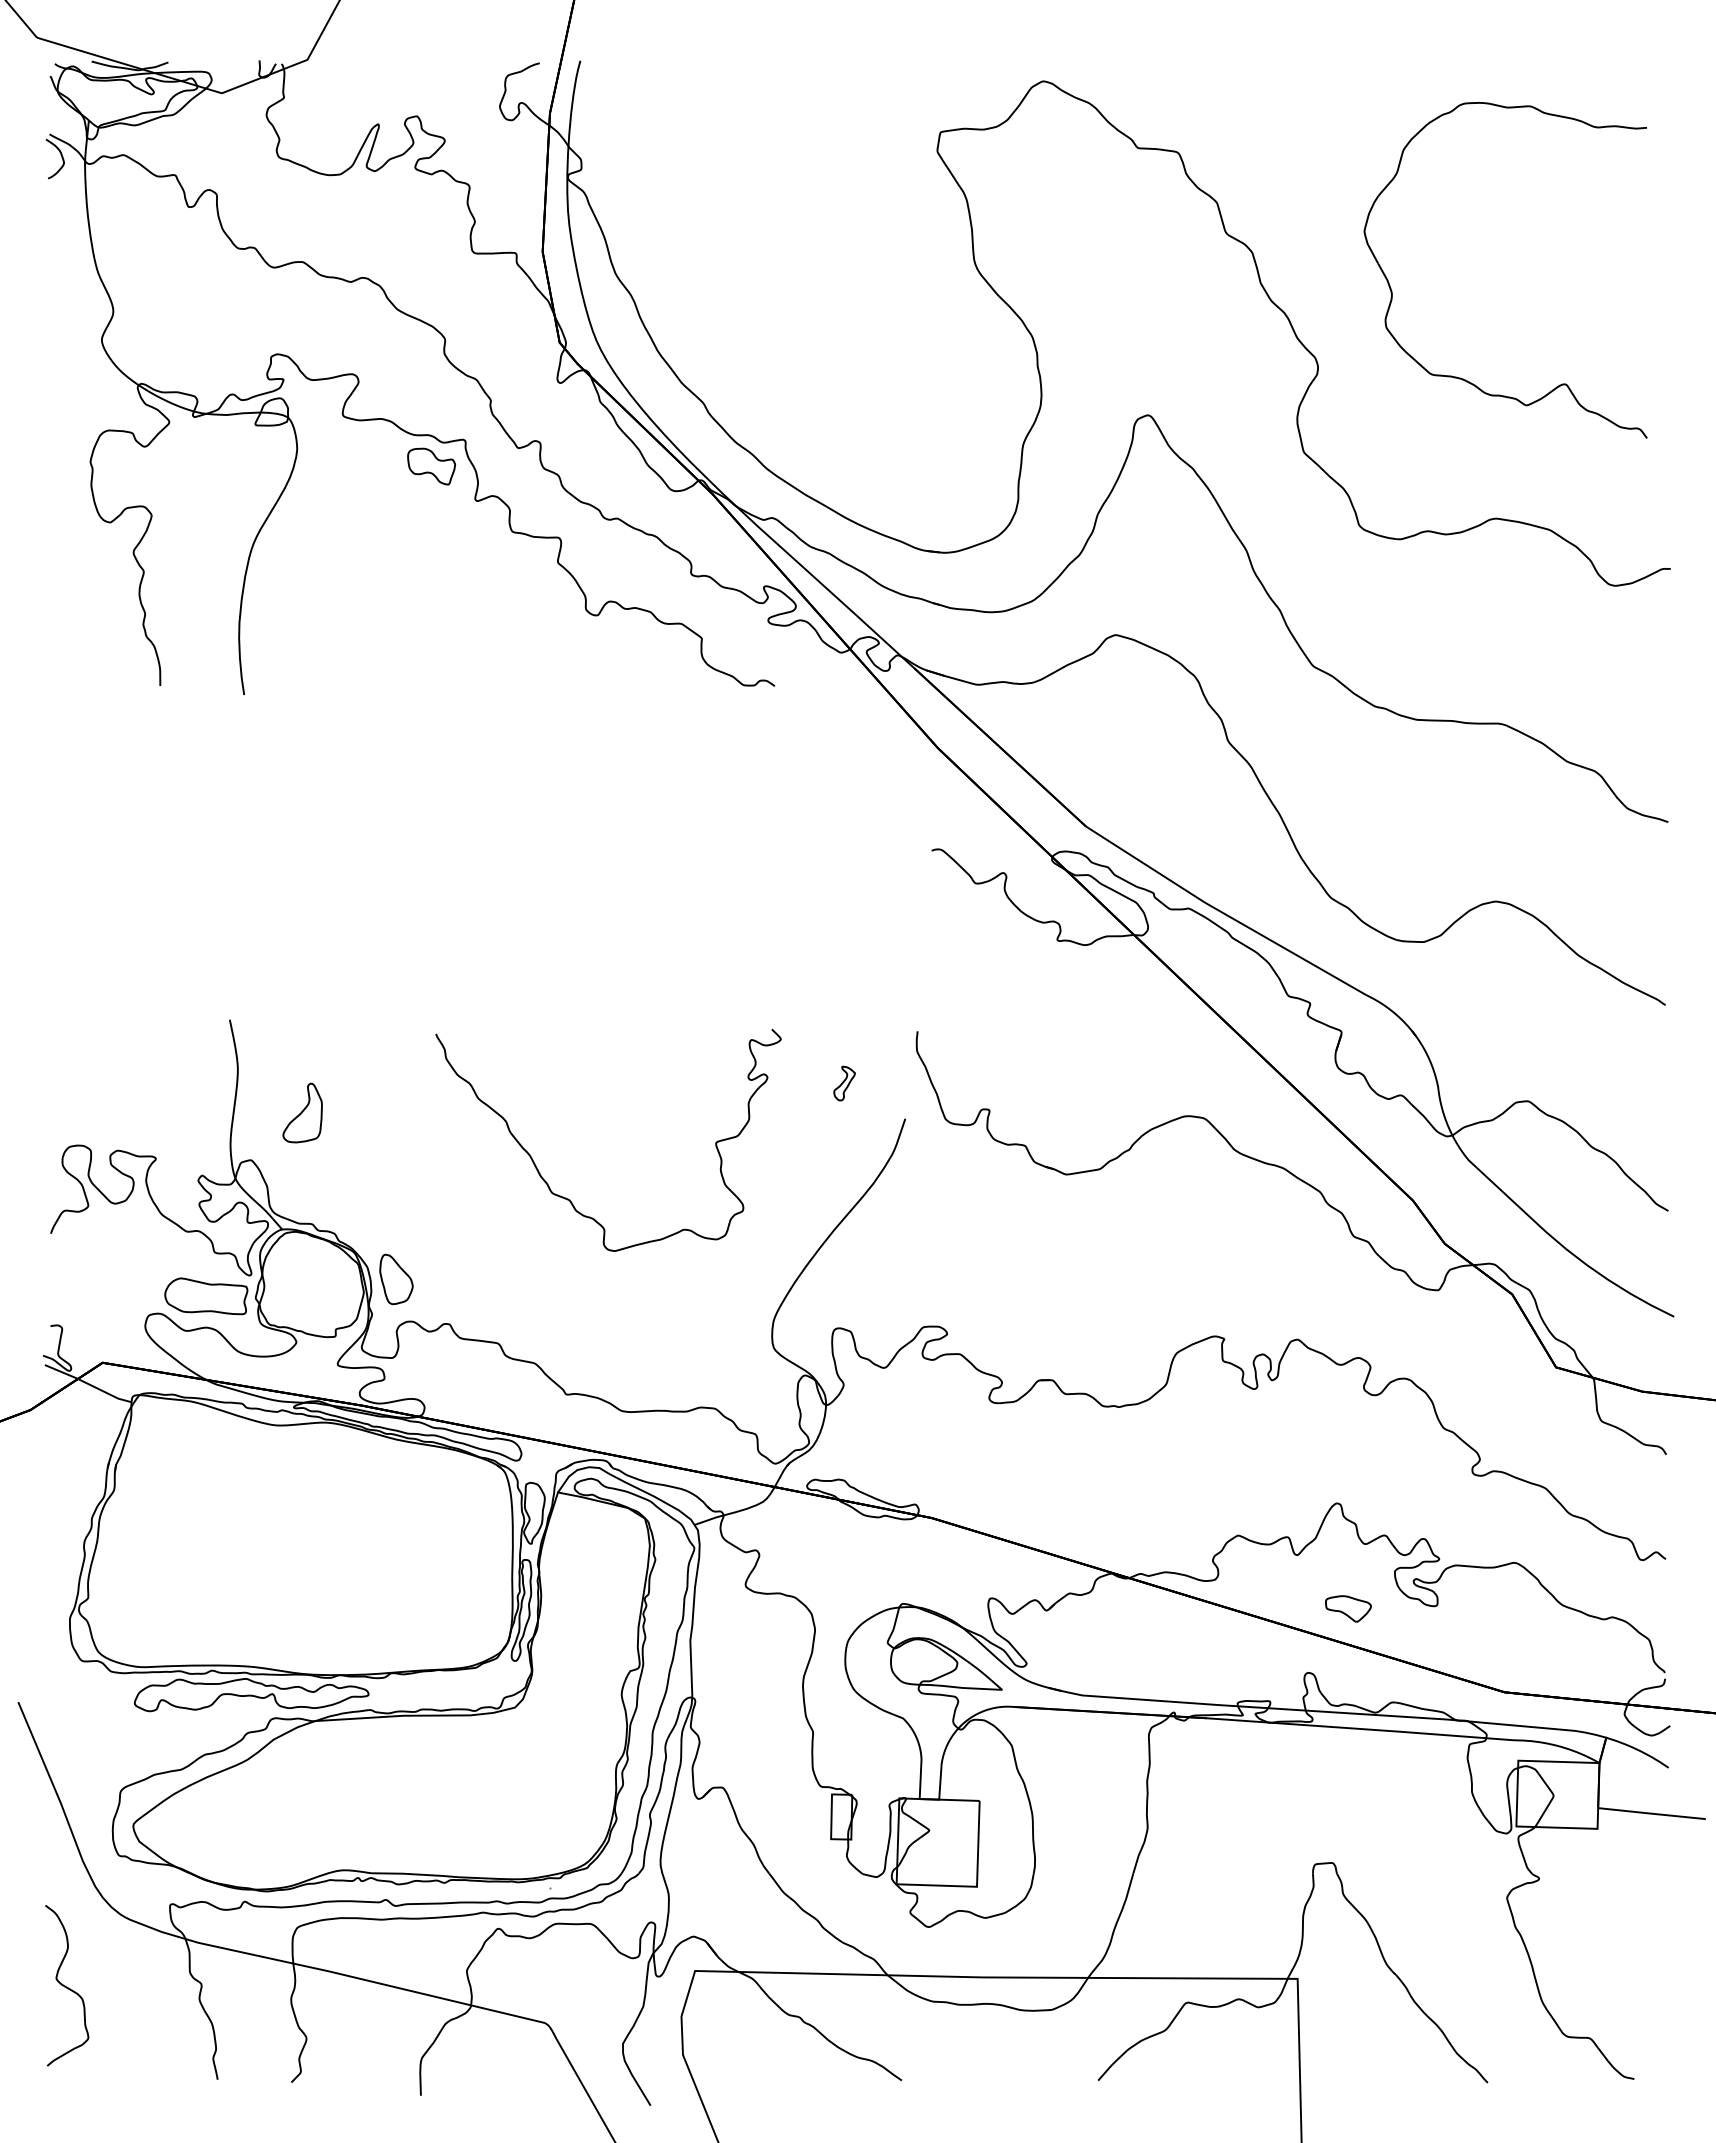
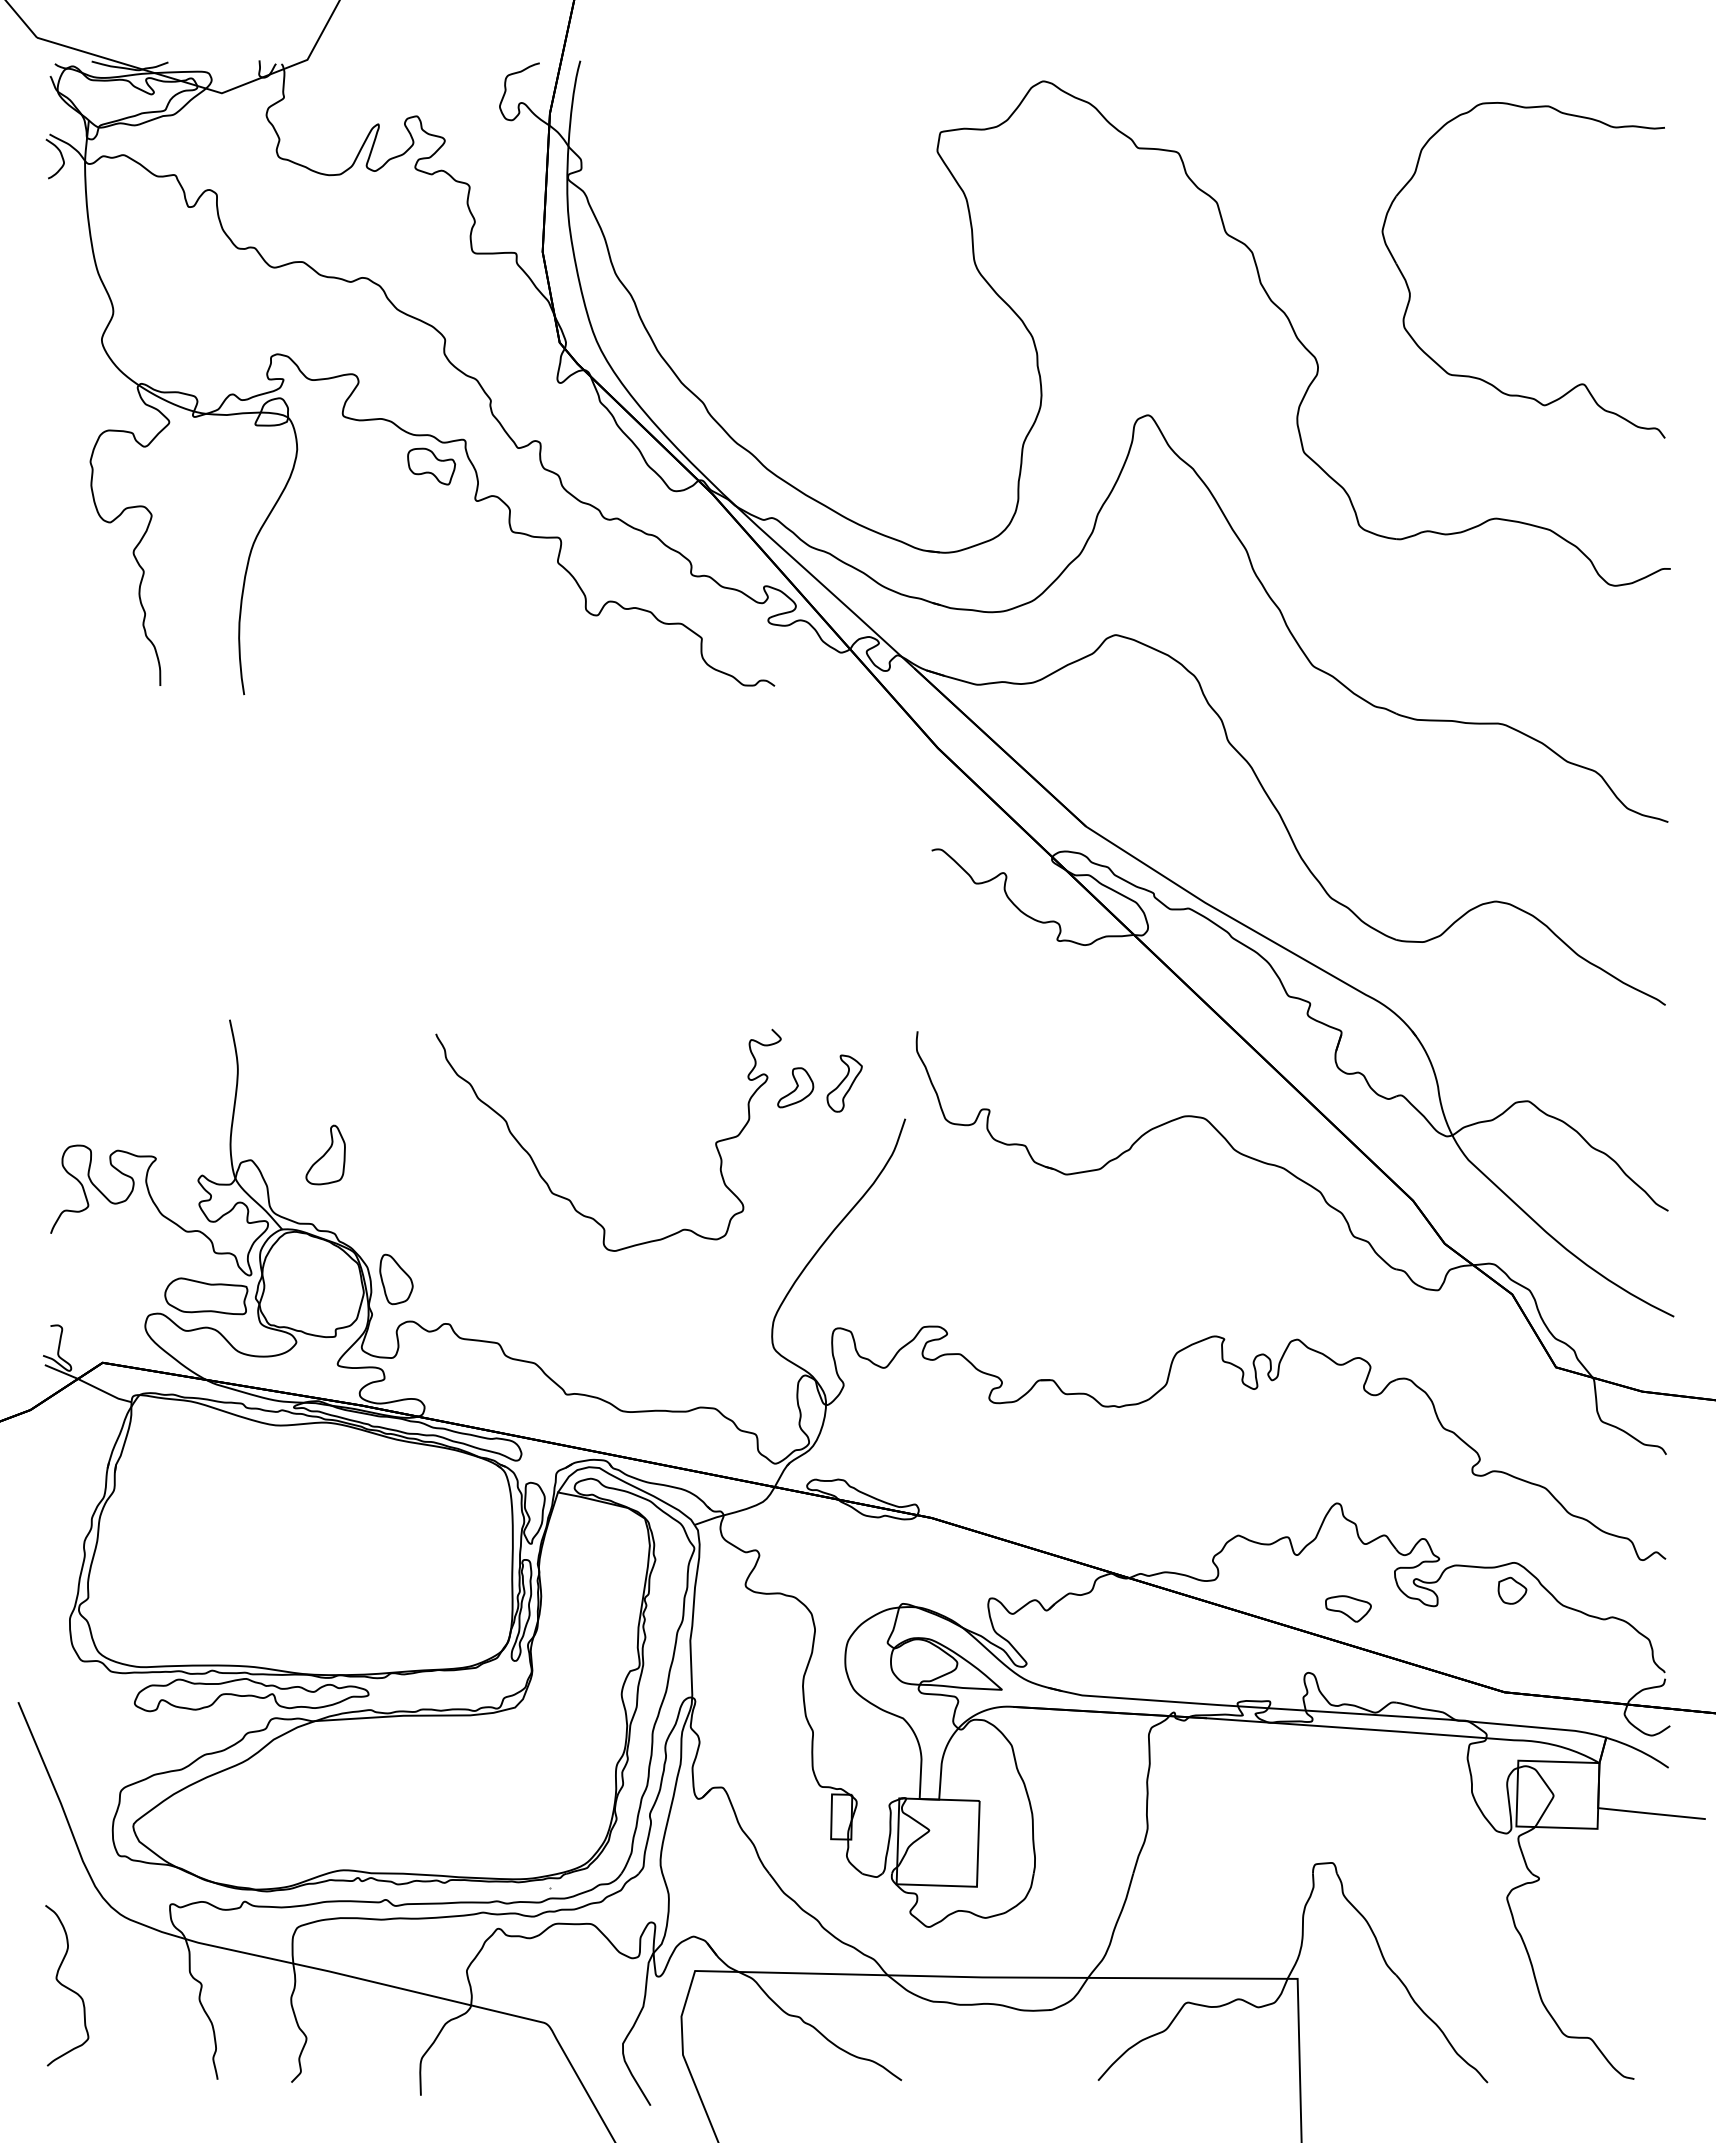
part position: (1392, 291) -> (1410, 291) (1410, 291)
part size: 23x37 px -> 37x59 px (844, 1083)
part: none -> present (795, 1087)
part position: (302, 1112) -> (325, 1154) (325, 1154)
part: none -> present (1512, 1590)
